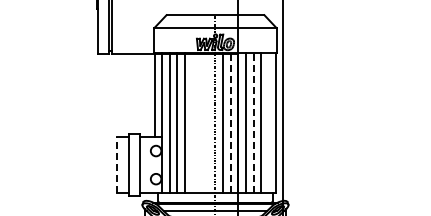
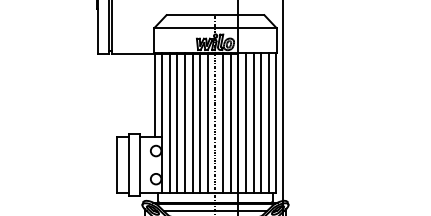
line: none -> present (192, 122)
line: none -> present (200, 122)
line: none -> present (207, 122)
line: dashed -> solid (230, 122)
line: dashed -> solid (253, 122)
line: none -> present (268, 122)
line: dashed -> solid (117, 164)
